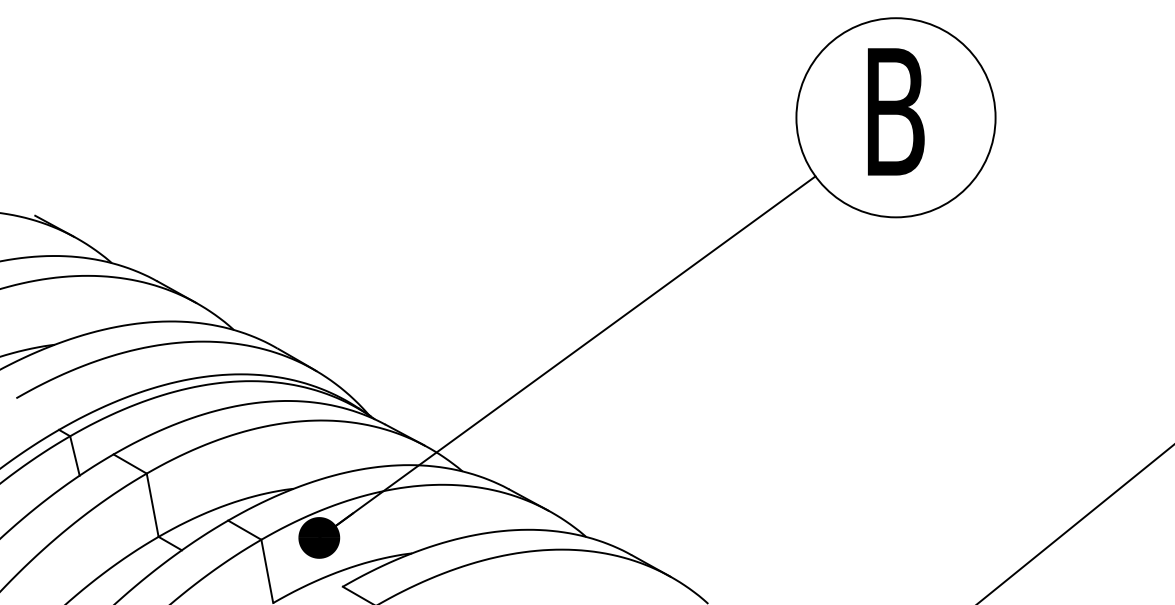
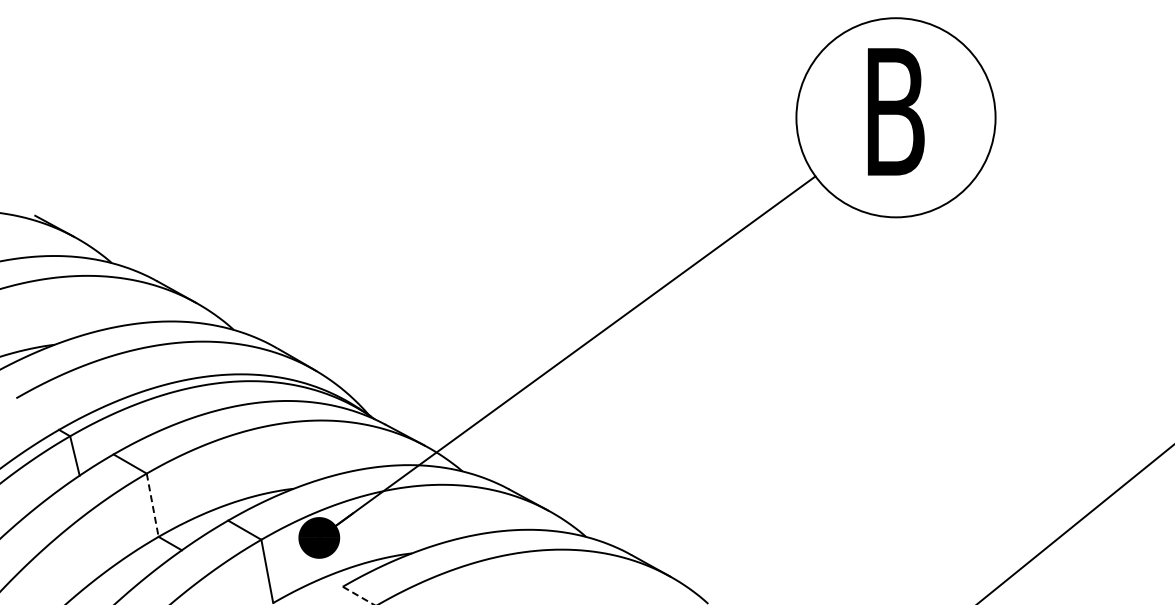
line: solid -> dashed (152, 505)
line: solid -> dashed (358, 596)
